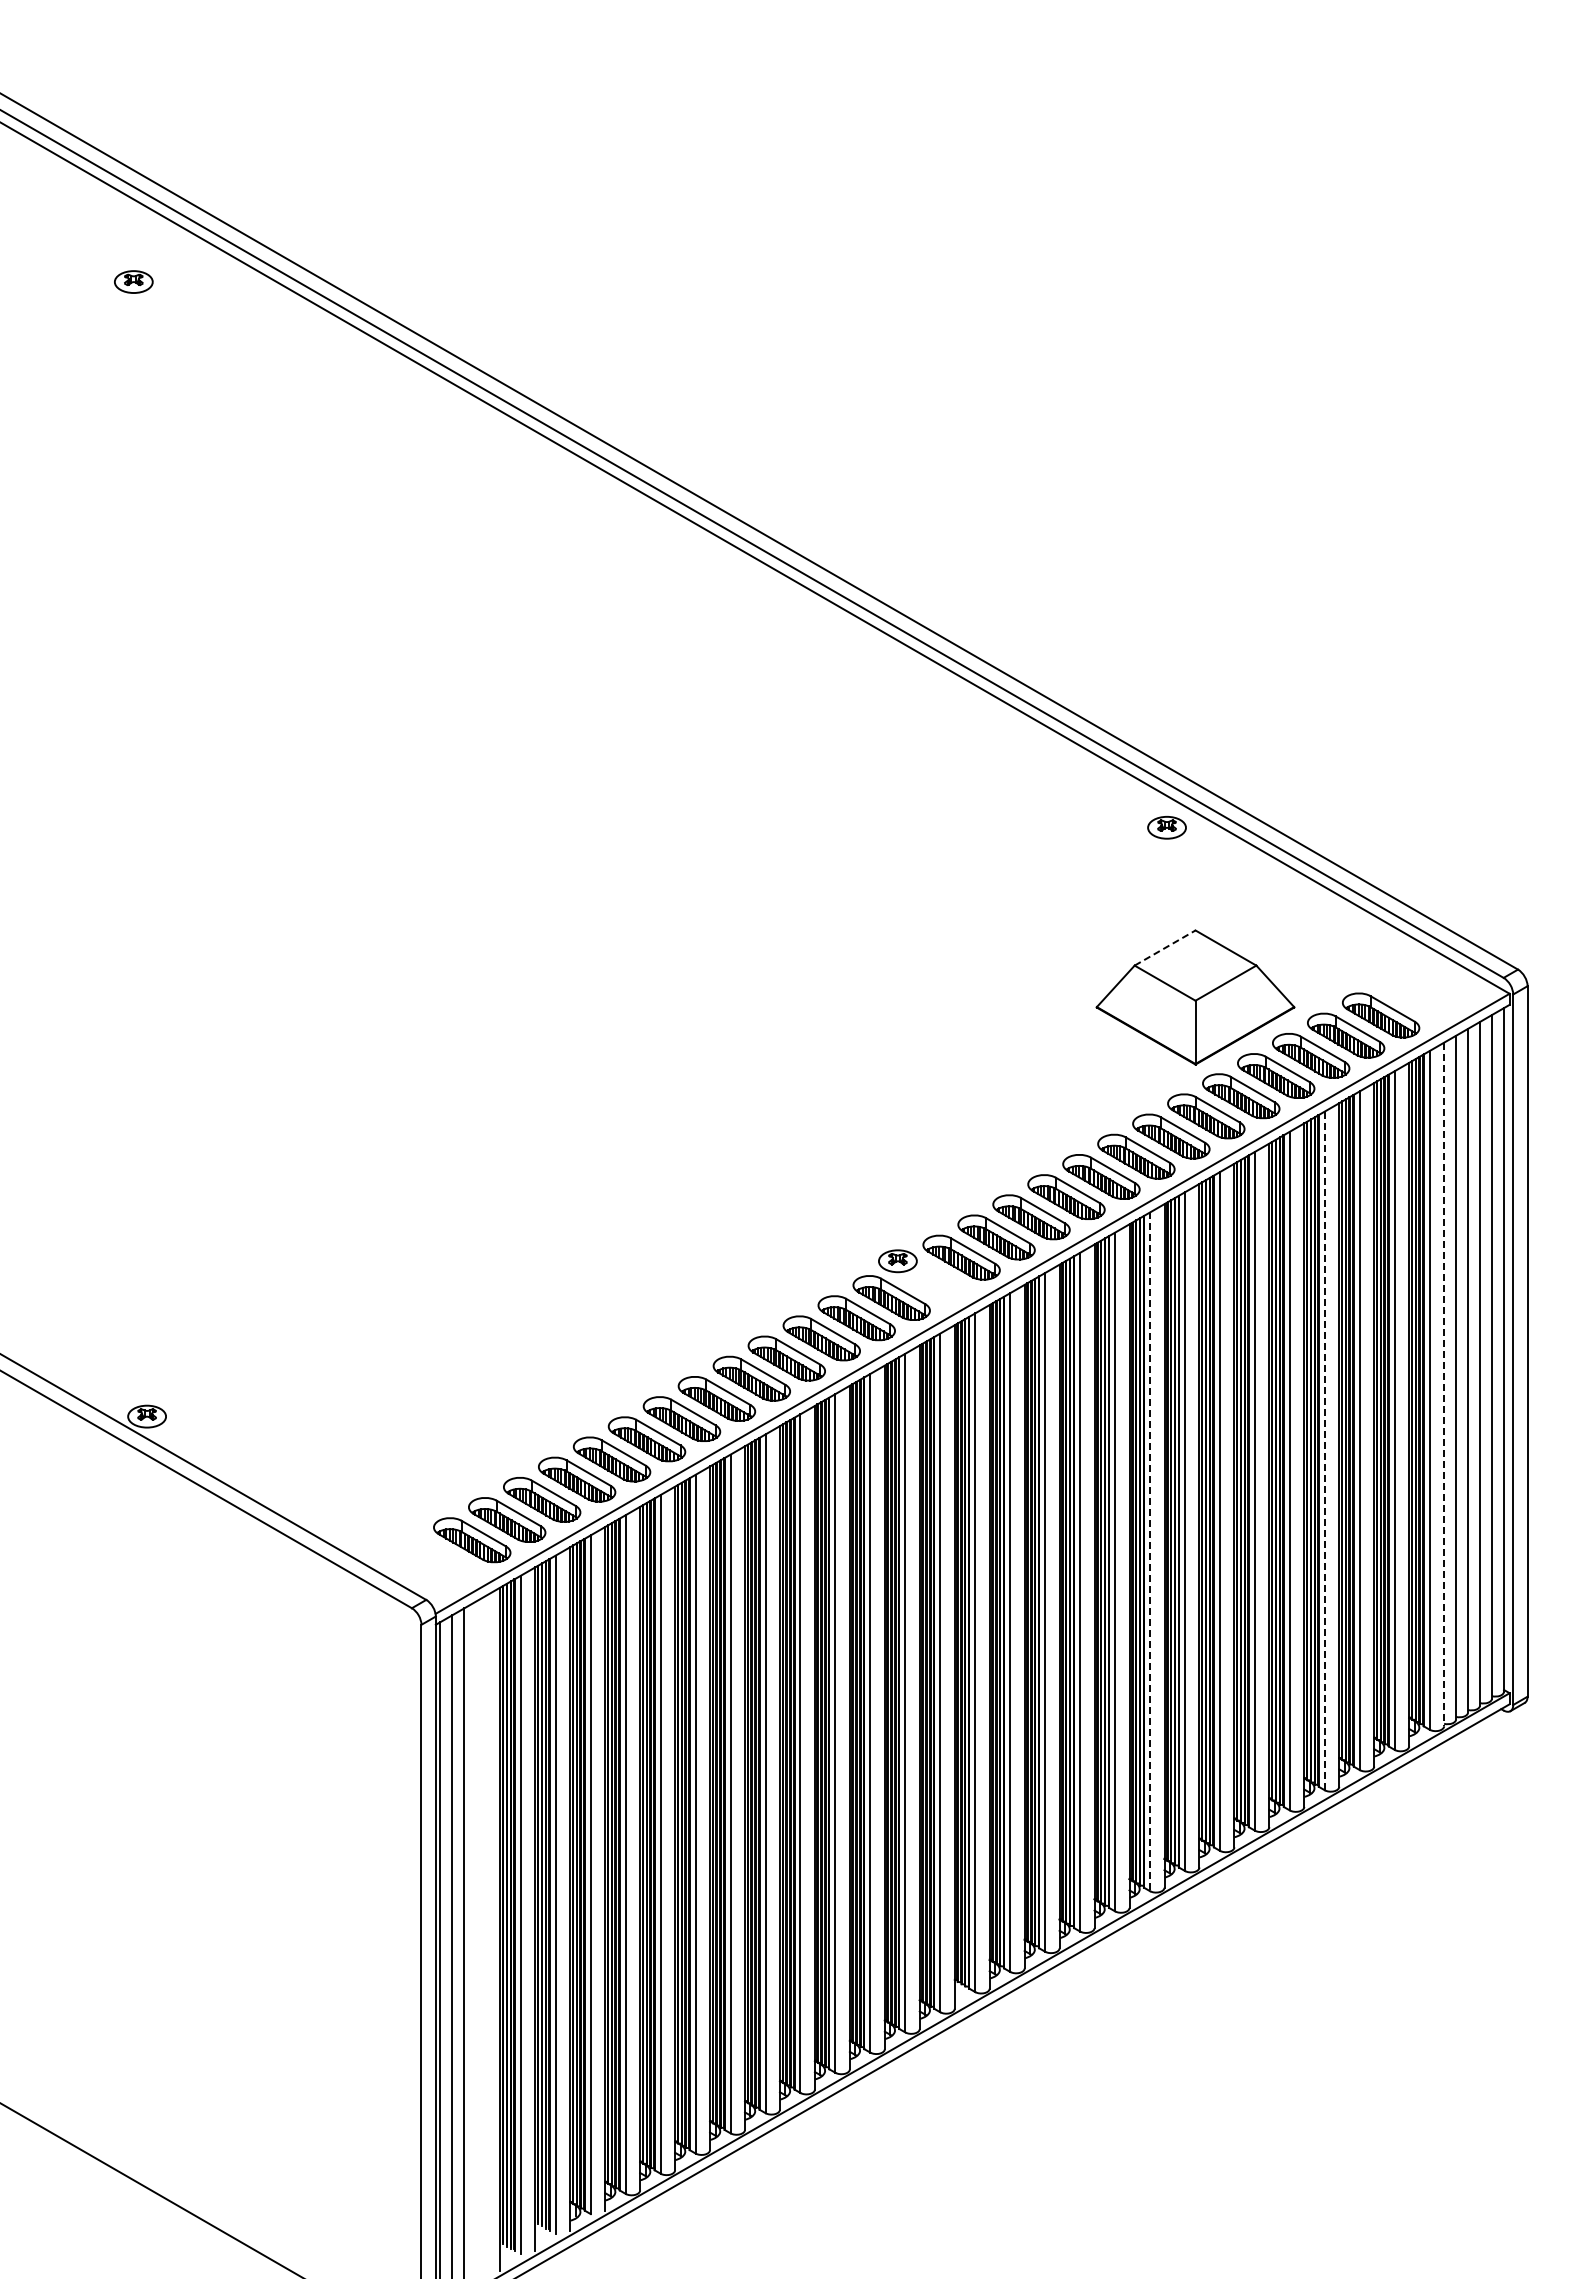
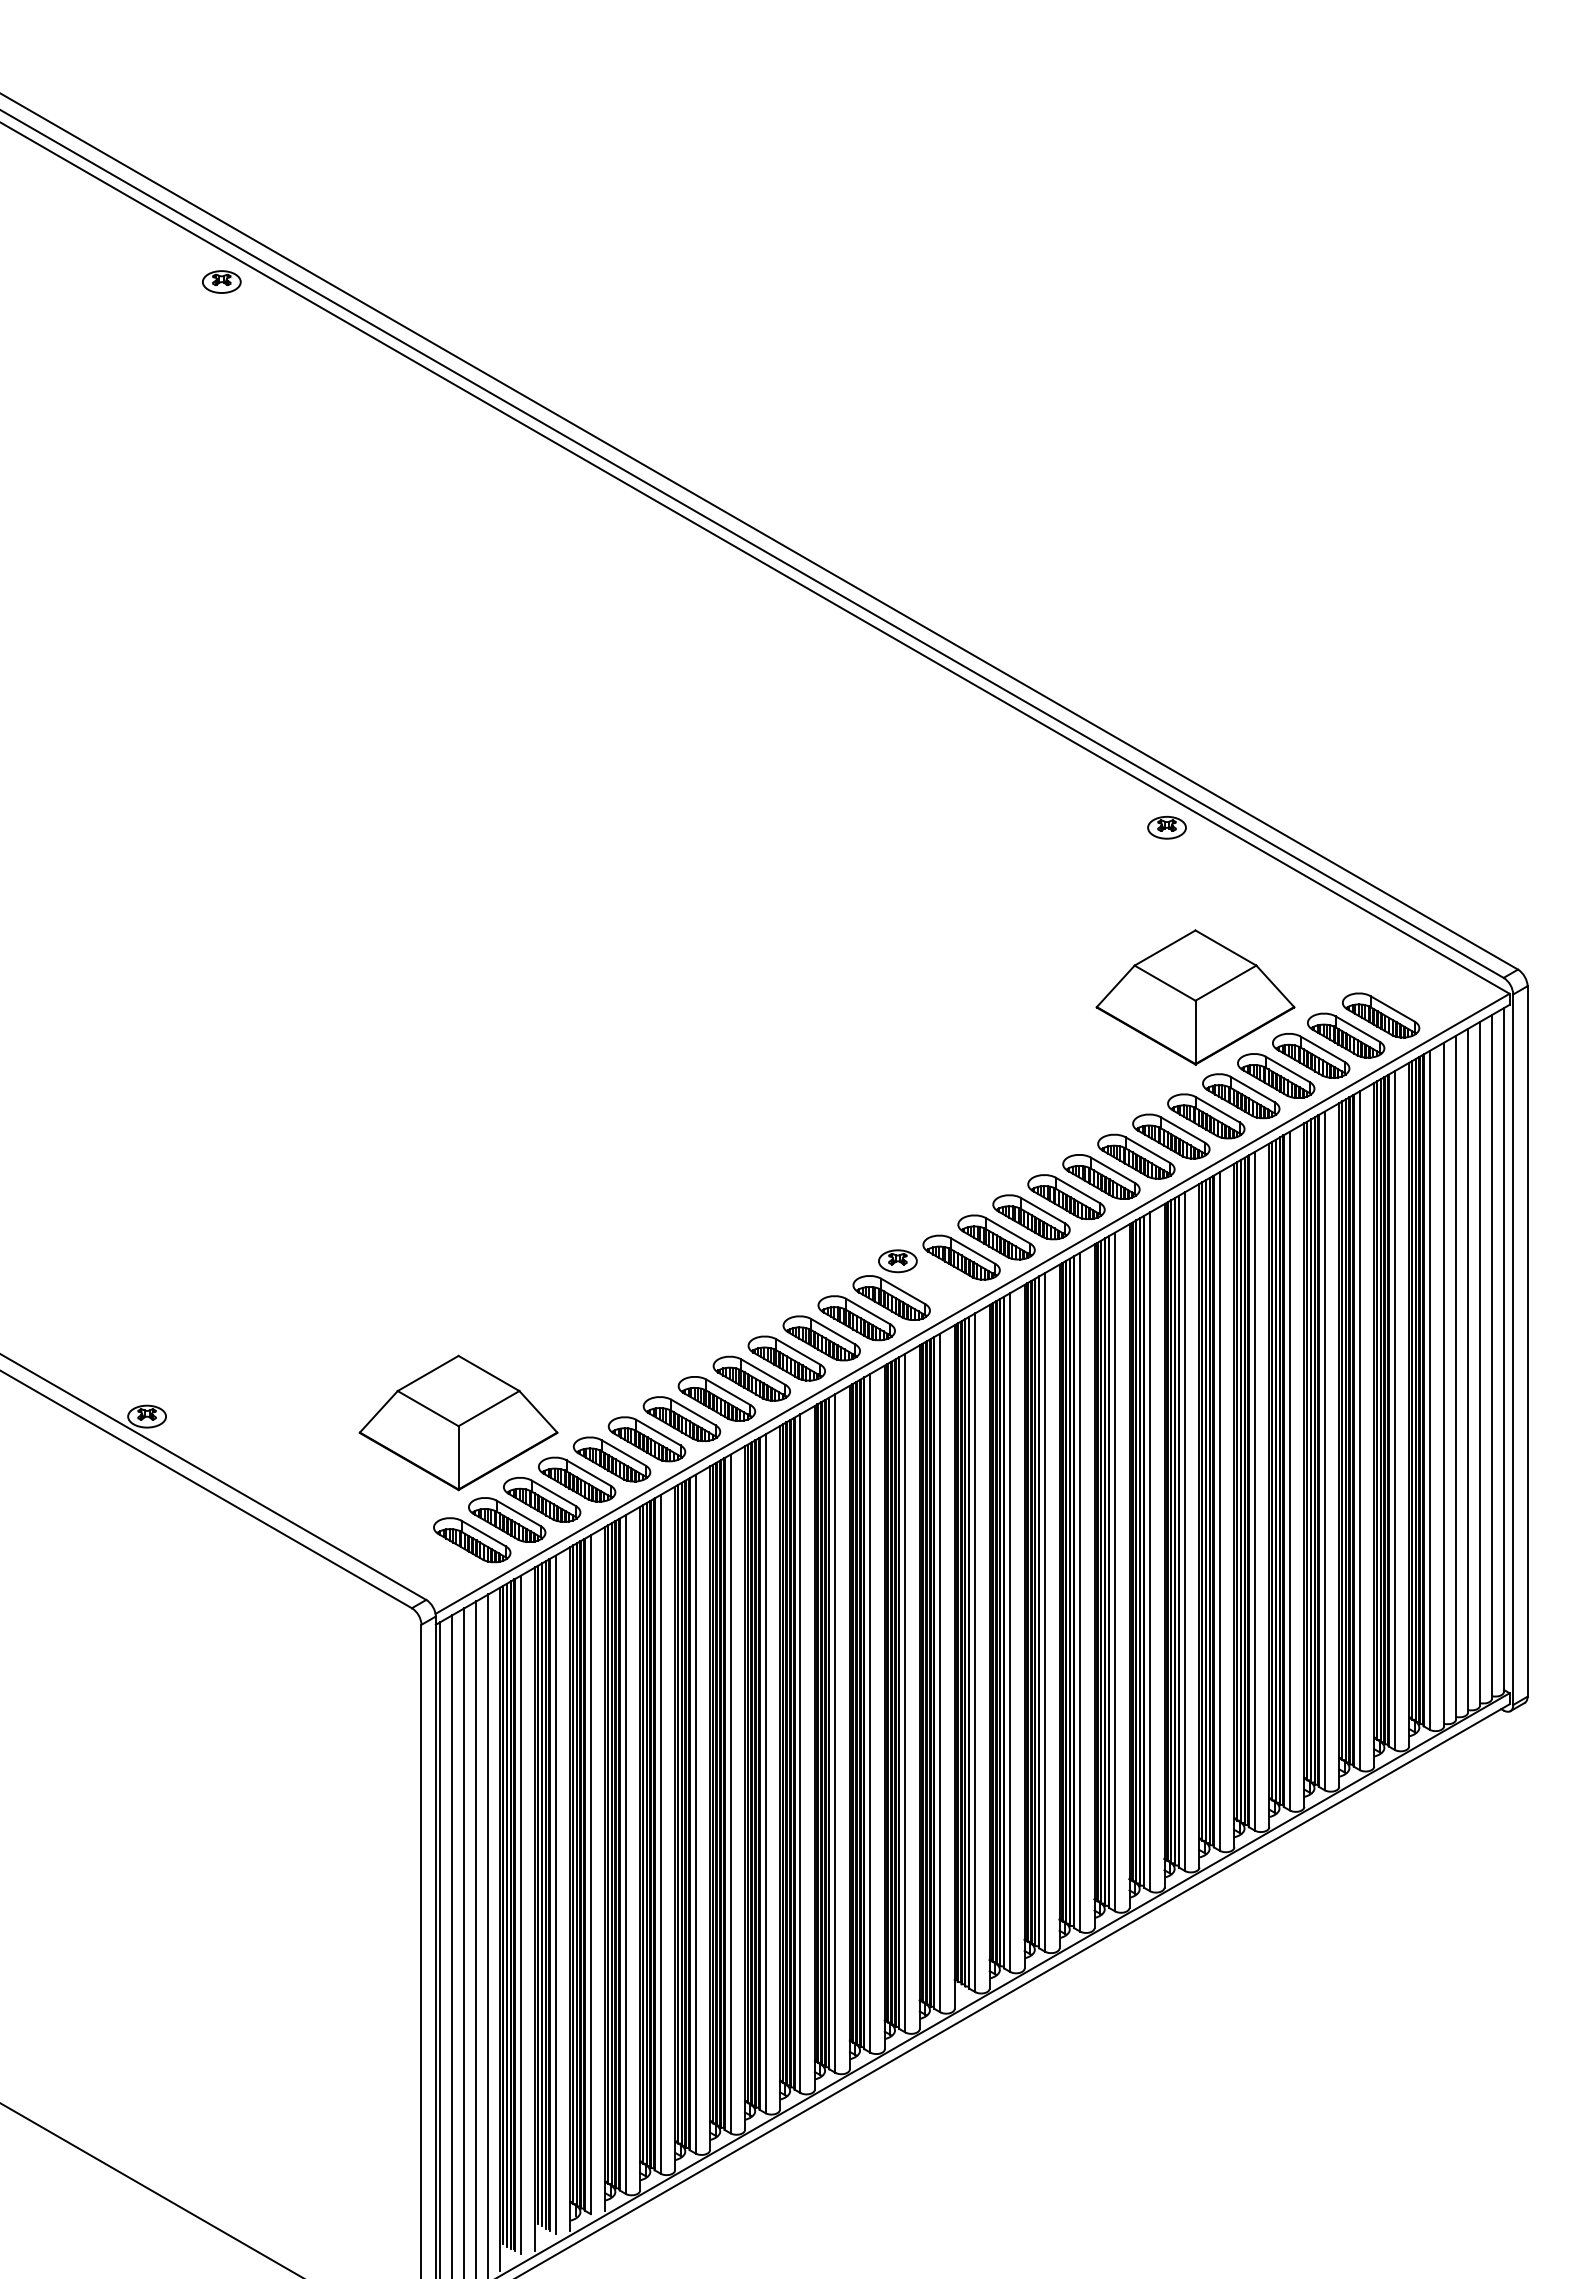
part position: (133, 281) -> (221, 281) (221, 281)
line: dashed -> solid (1165, 947)
line: dashed -> solid (1444, 1384)
part: none -> present (458, 1422)
line: dashed -> solid (1324, 1451)
line: dashed -> solid (1150, 1552)
line: none -> present (488, 1934)
line: none -> present (476, 1938)
